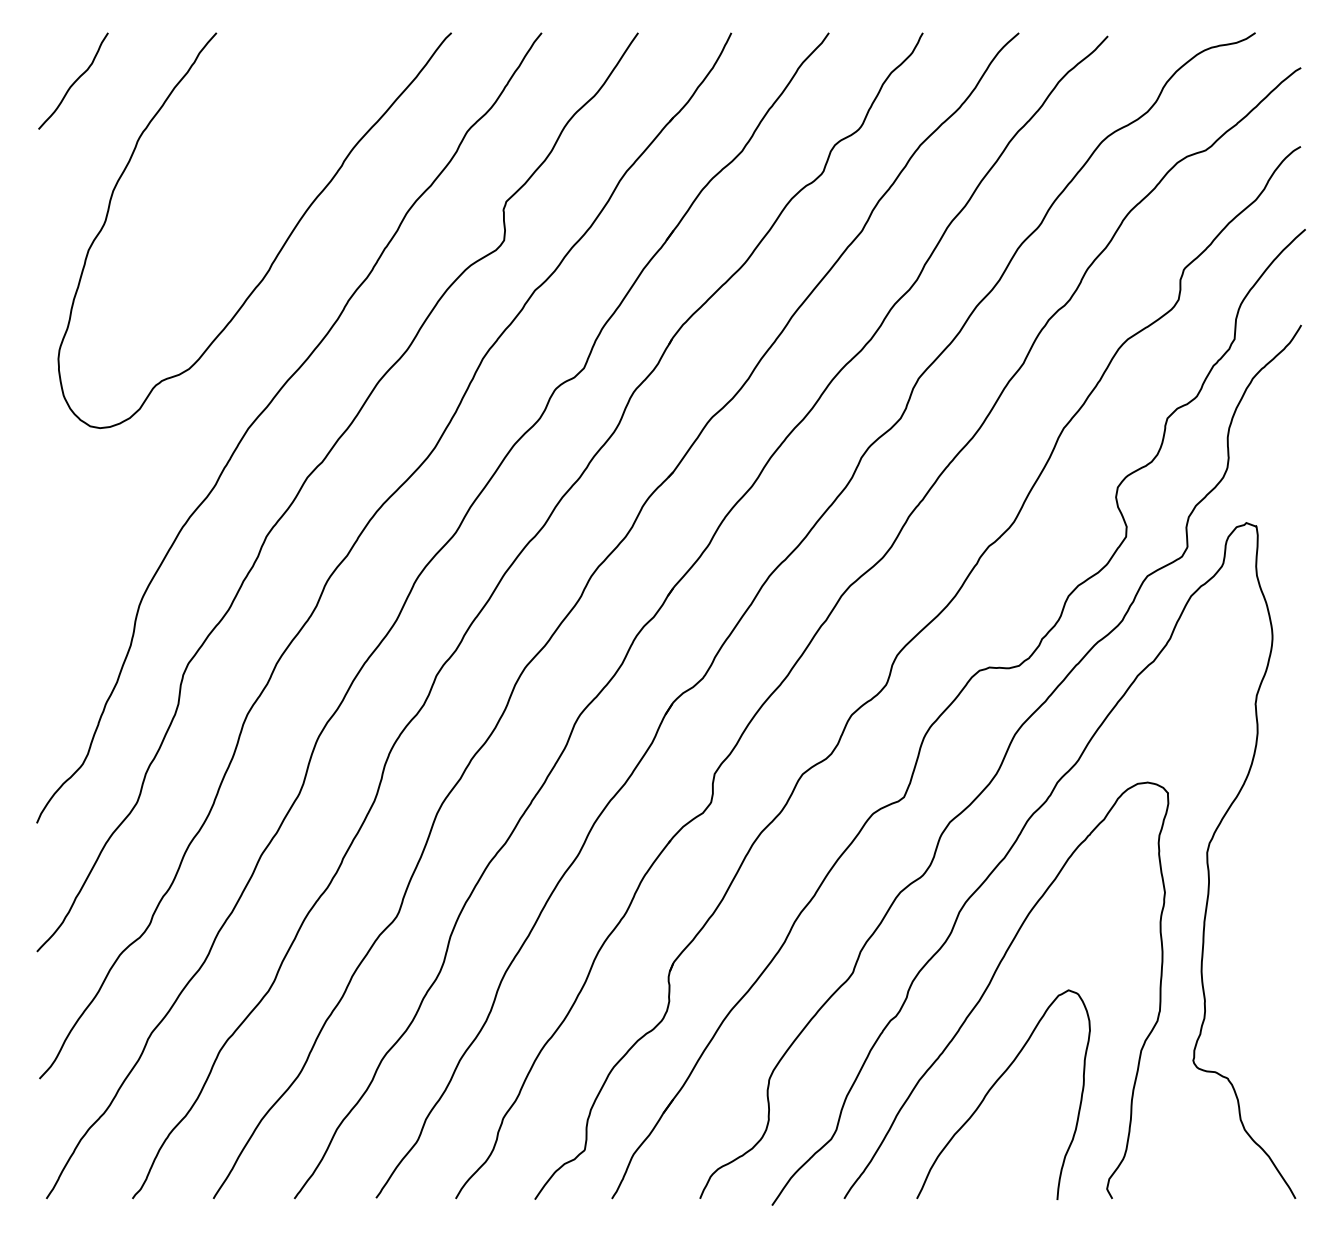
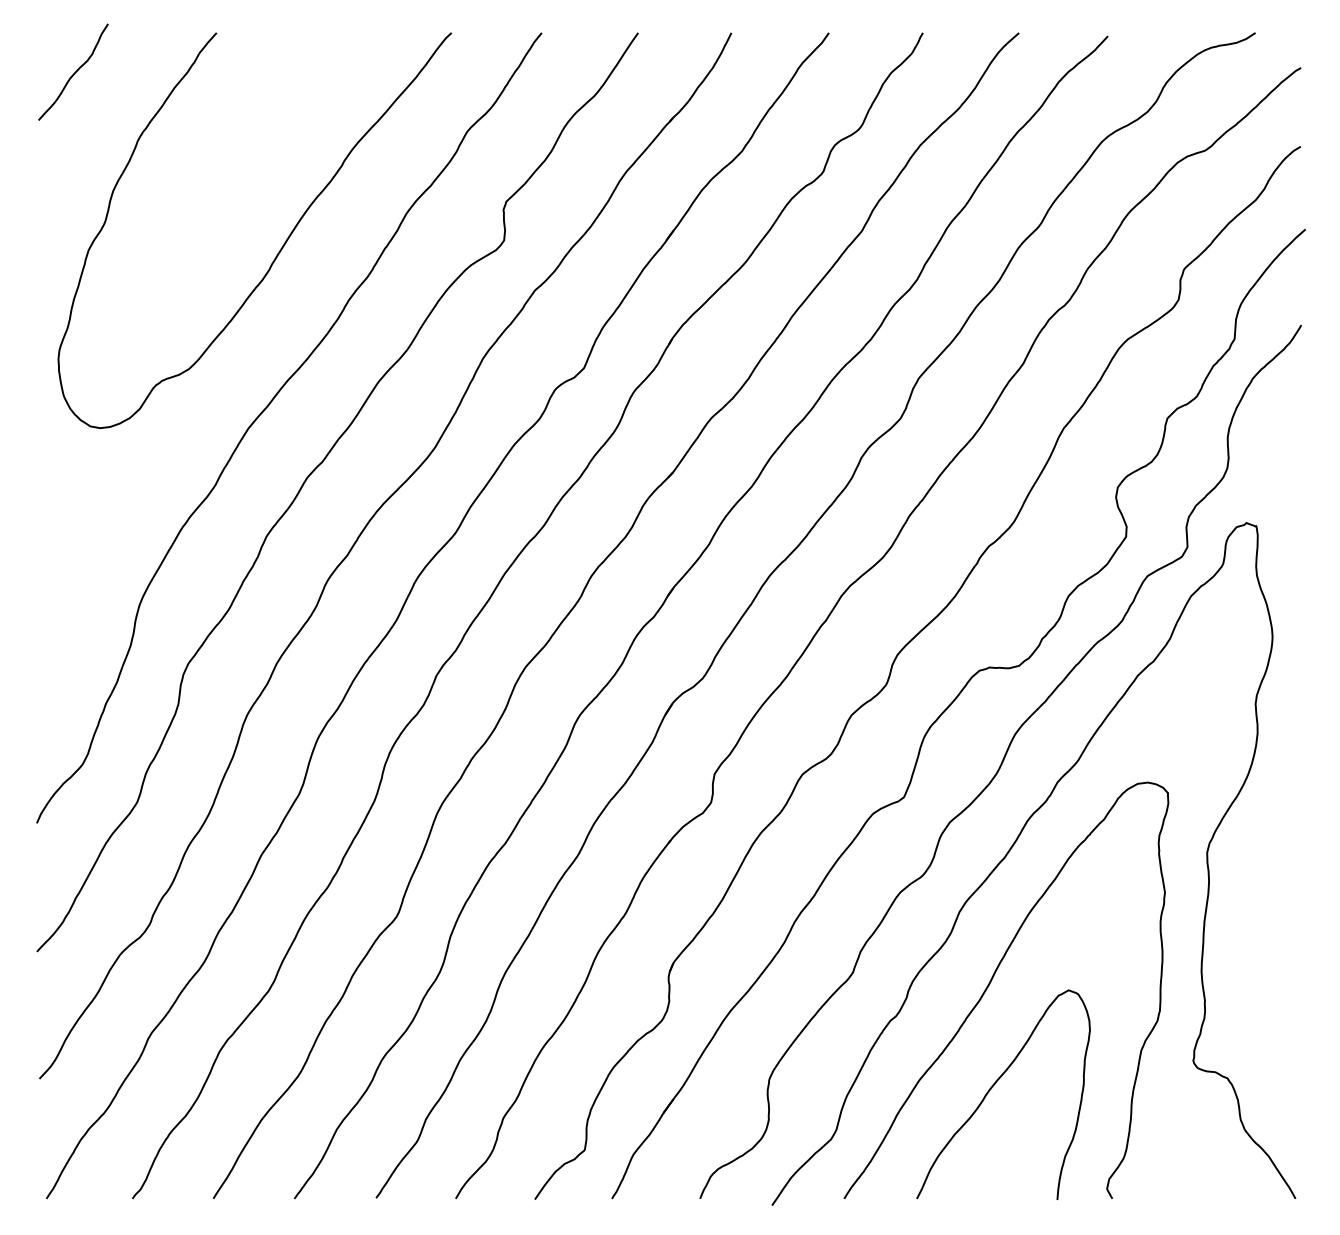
curve position: (74, 81) -> (74, 72) (74, 72)
